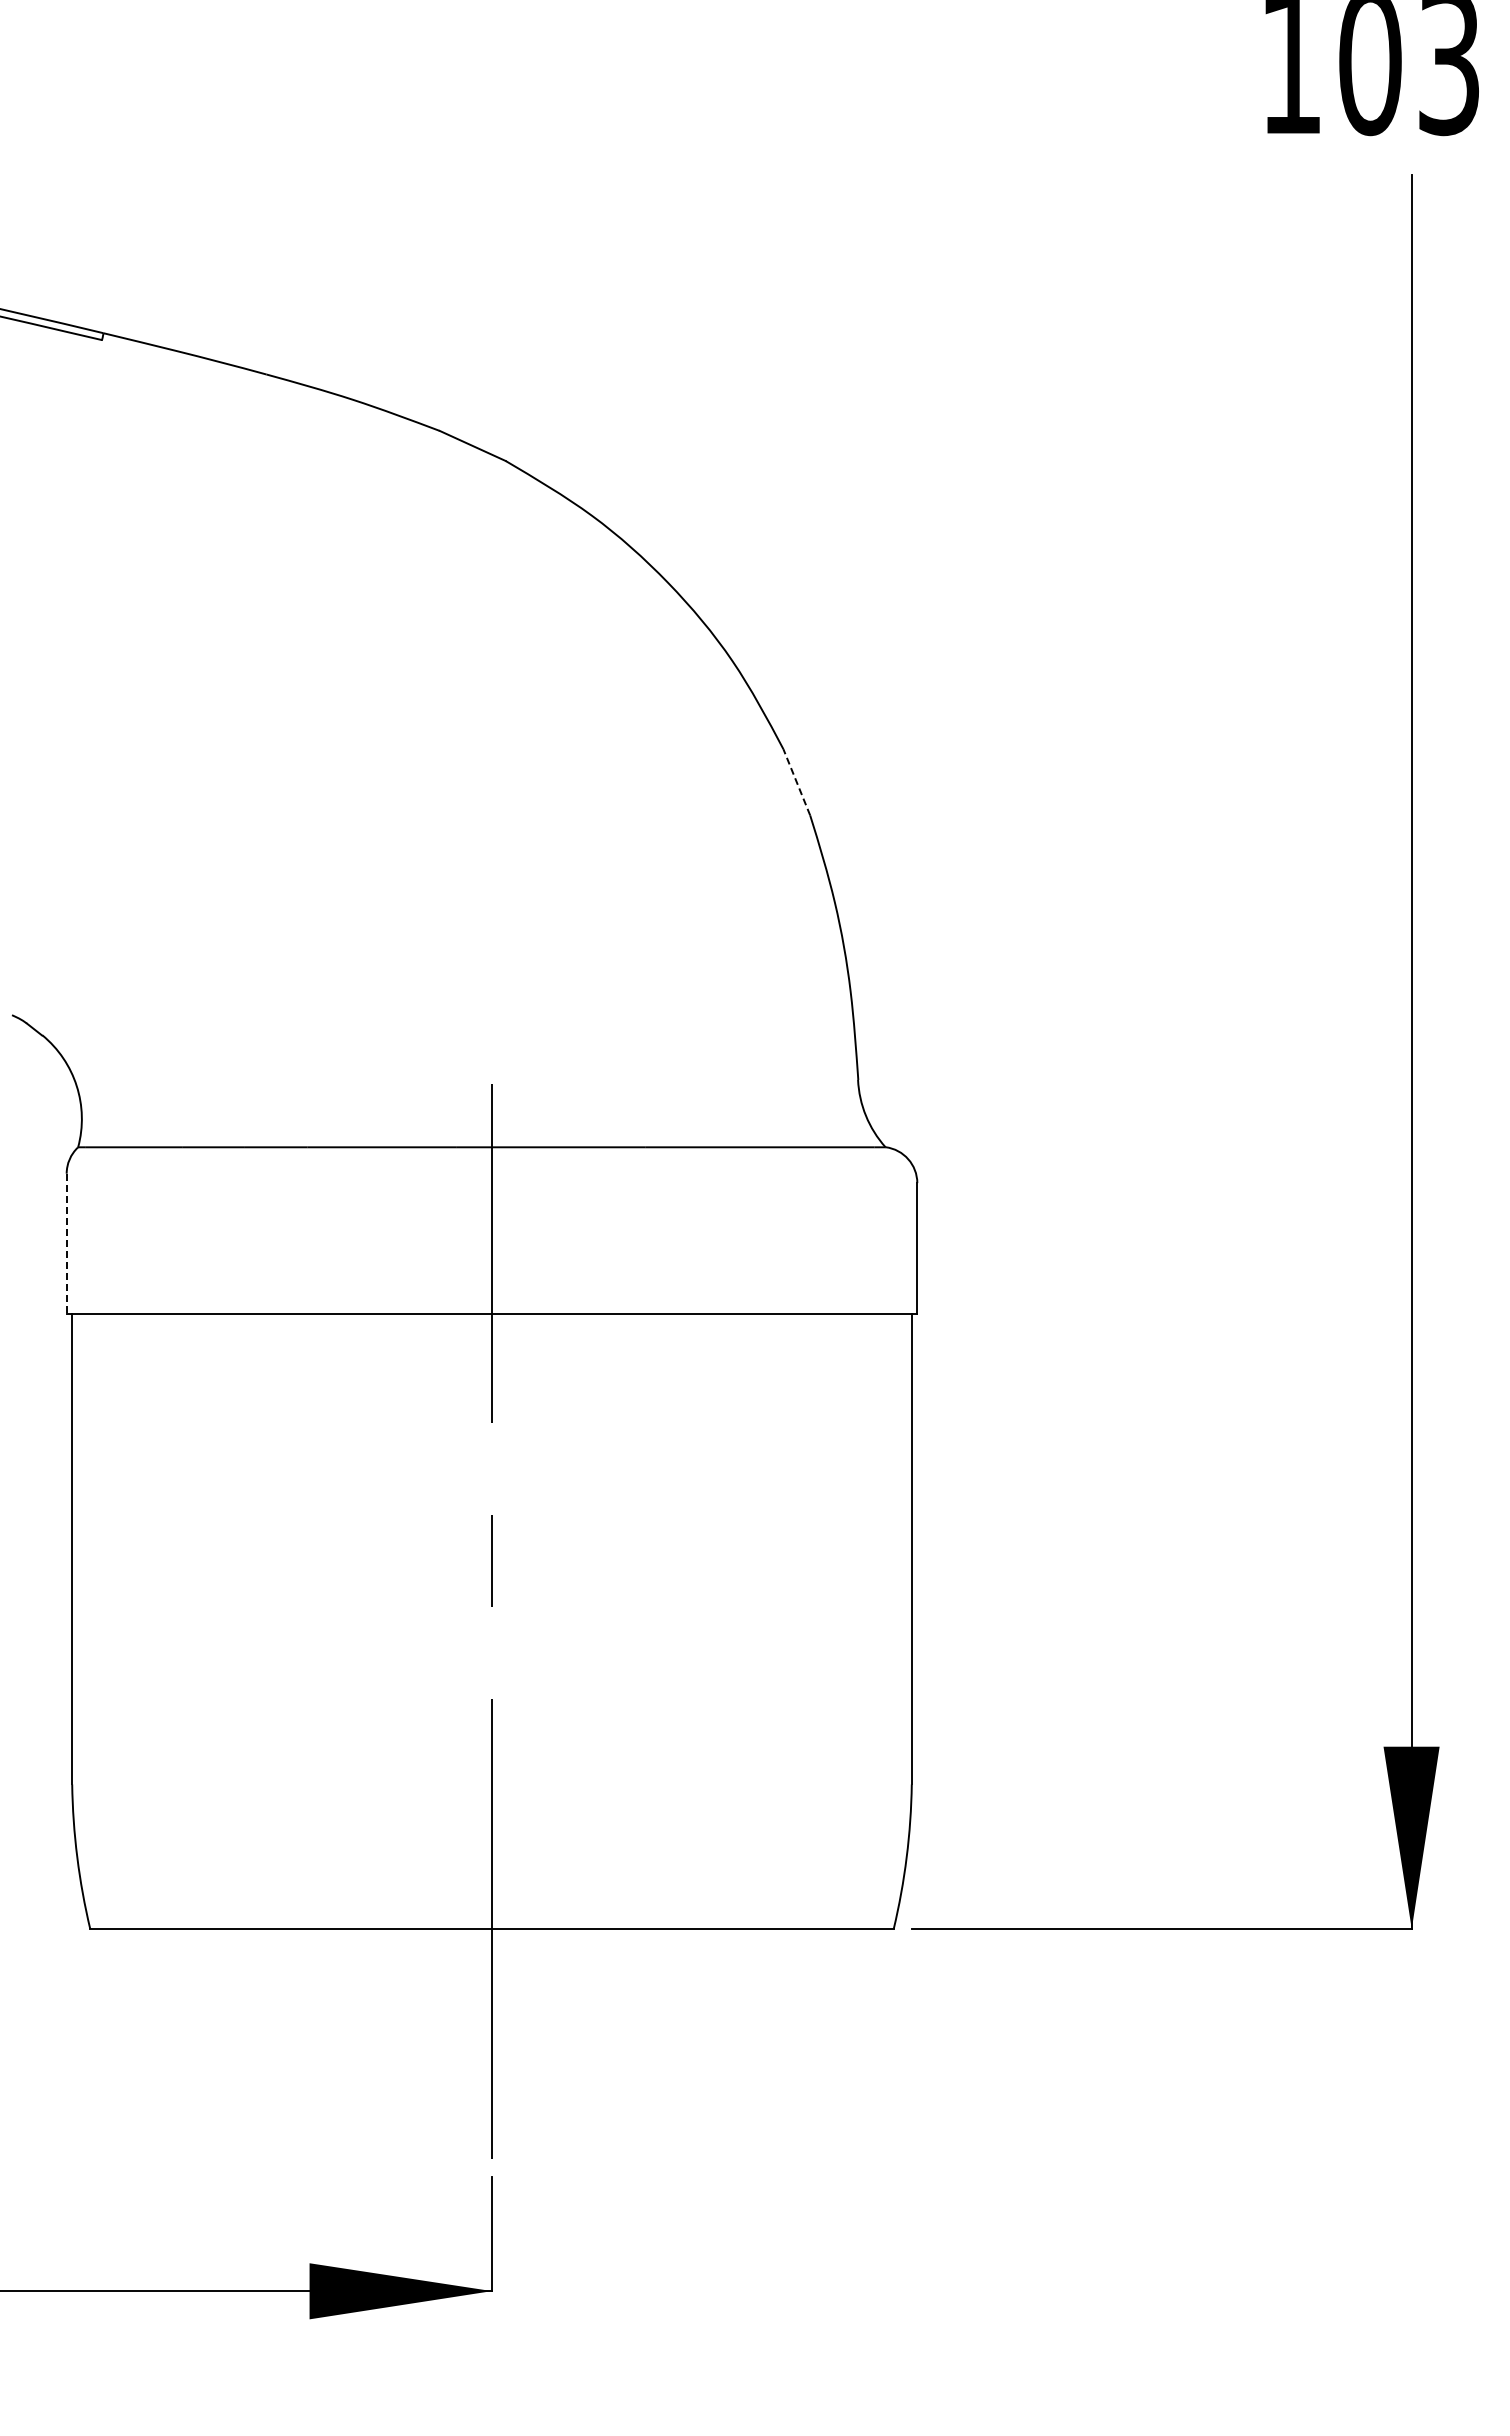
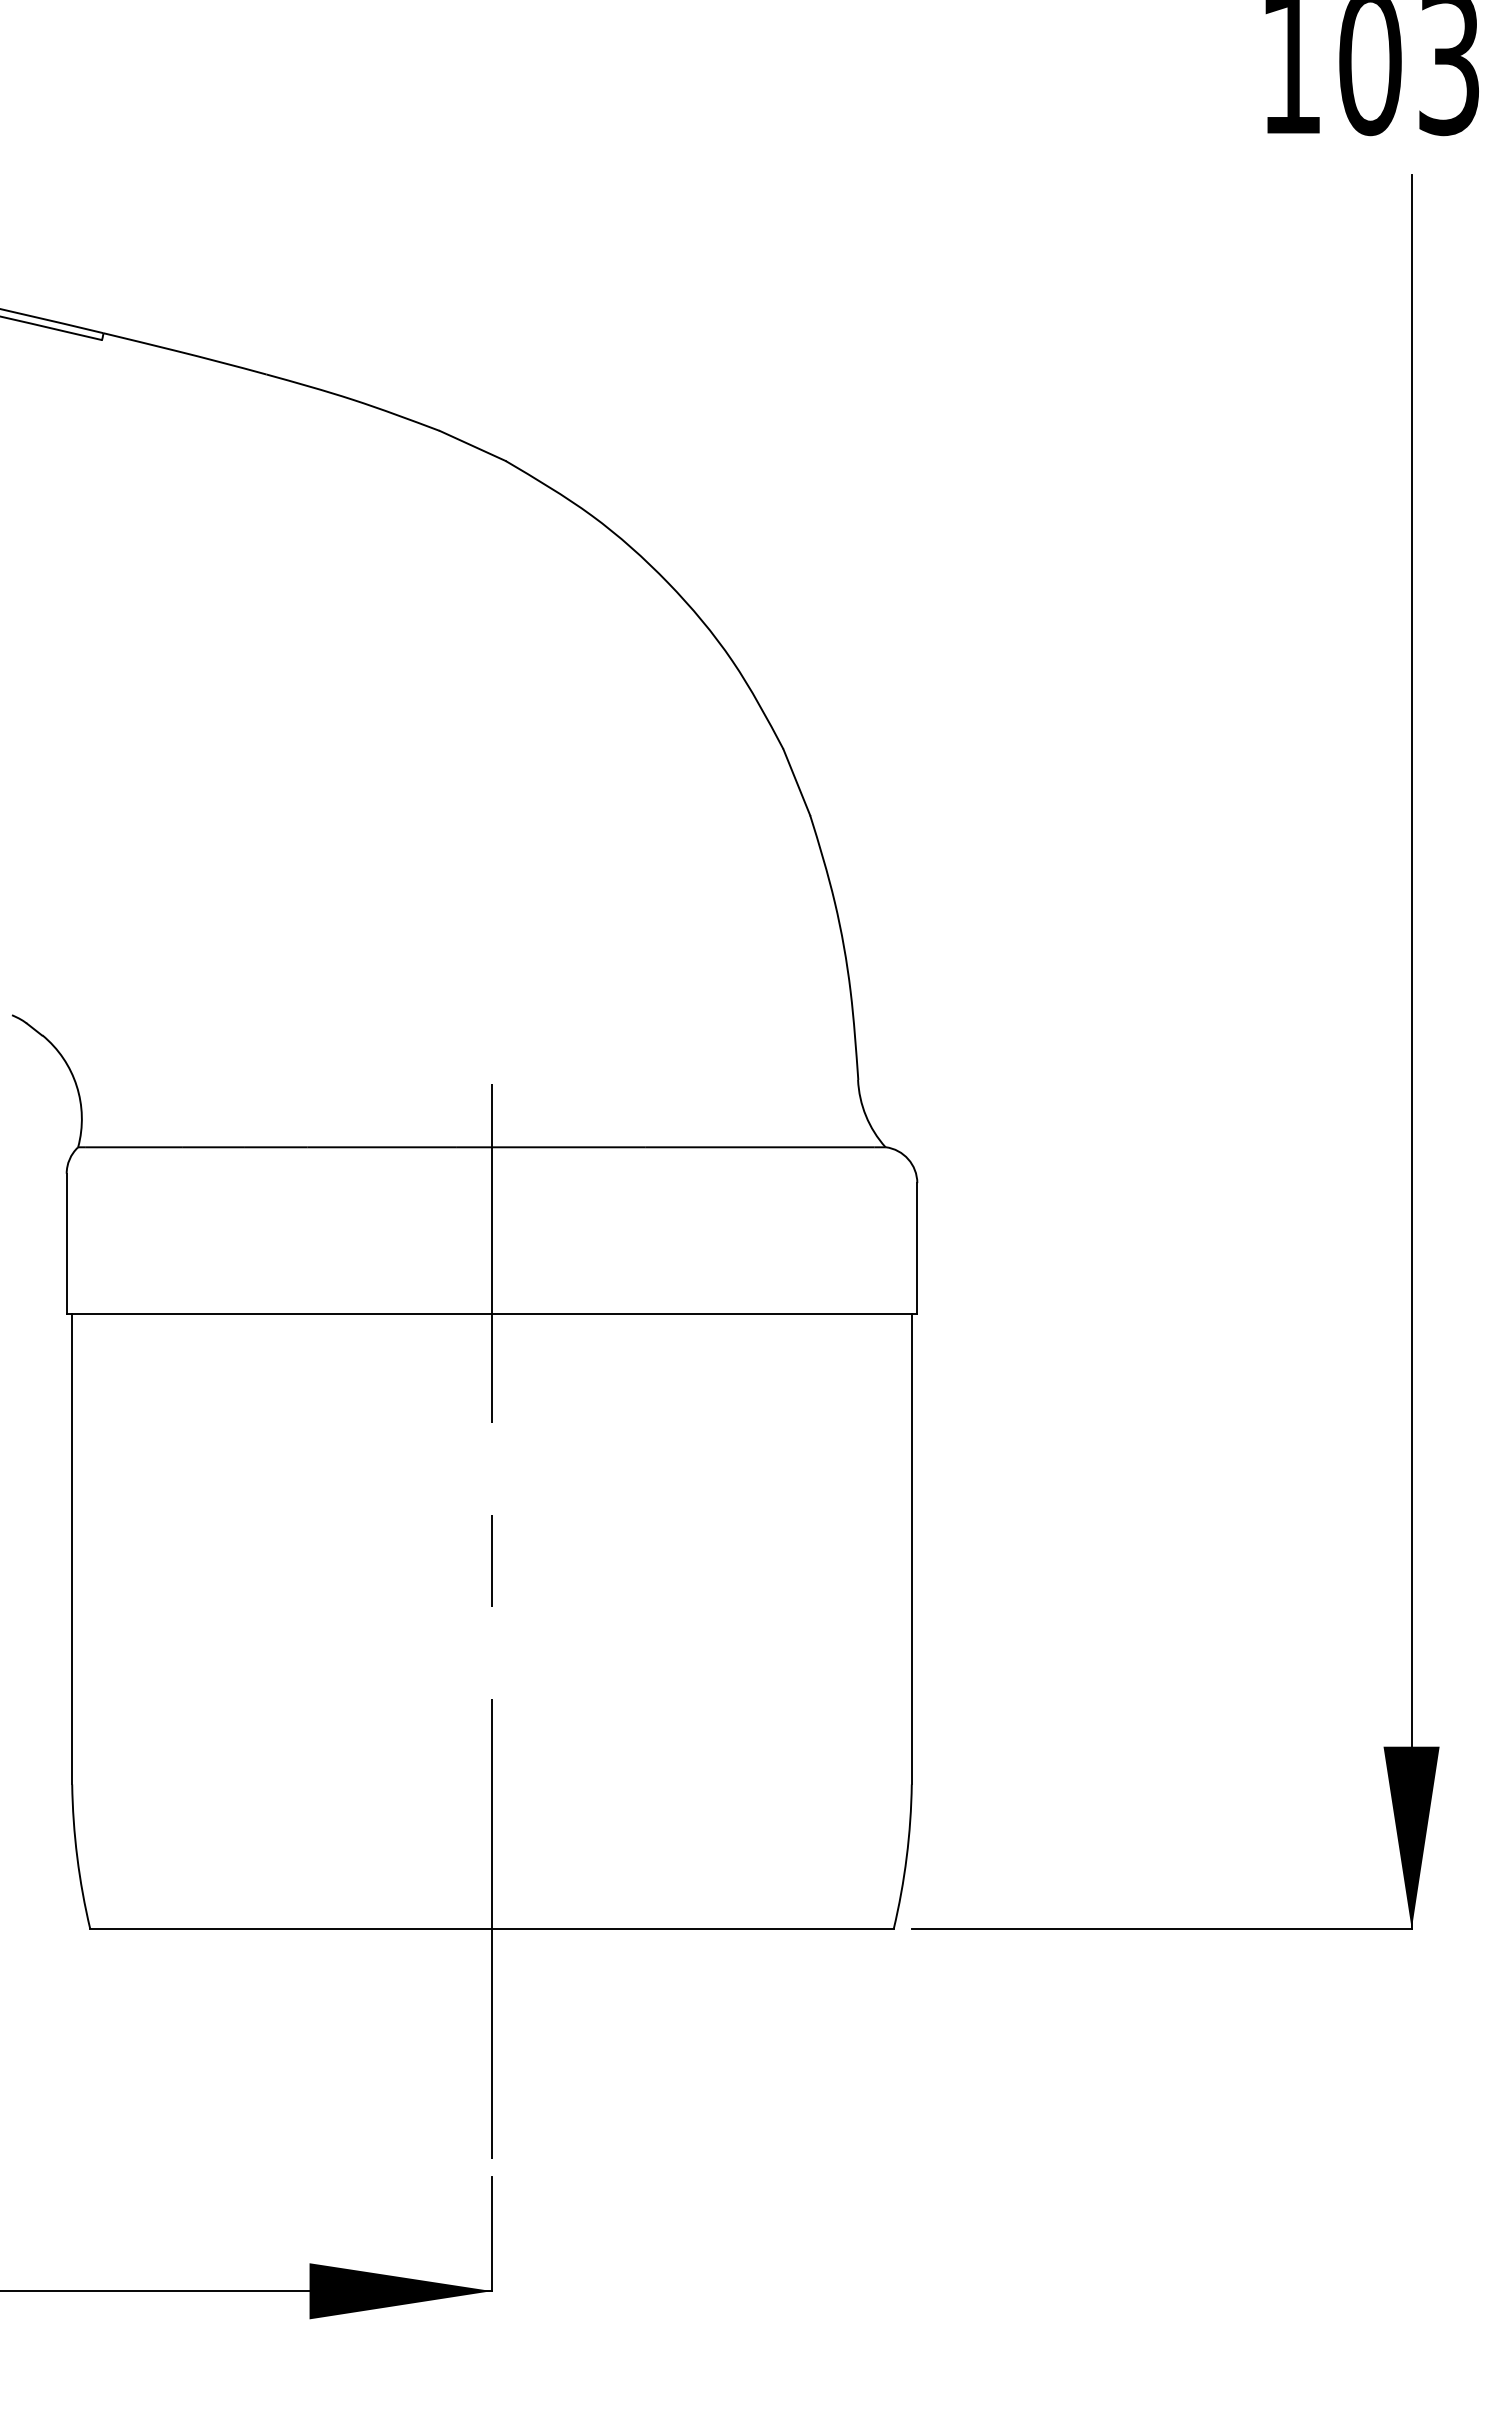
line: dashed -> solid (796, 782)
line: dashed -> solid (66, 1244)
